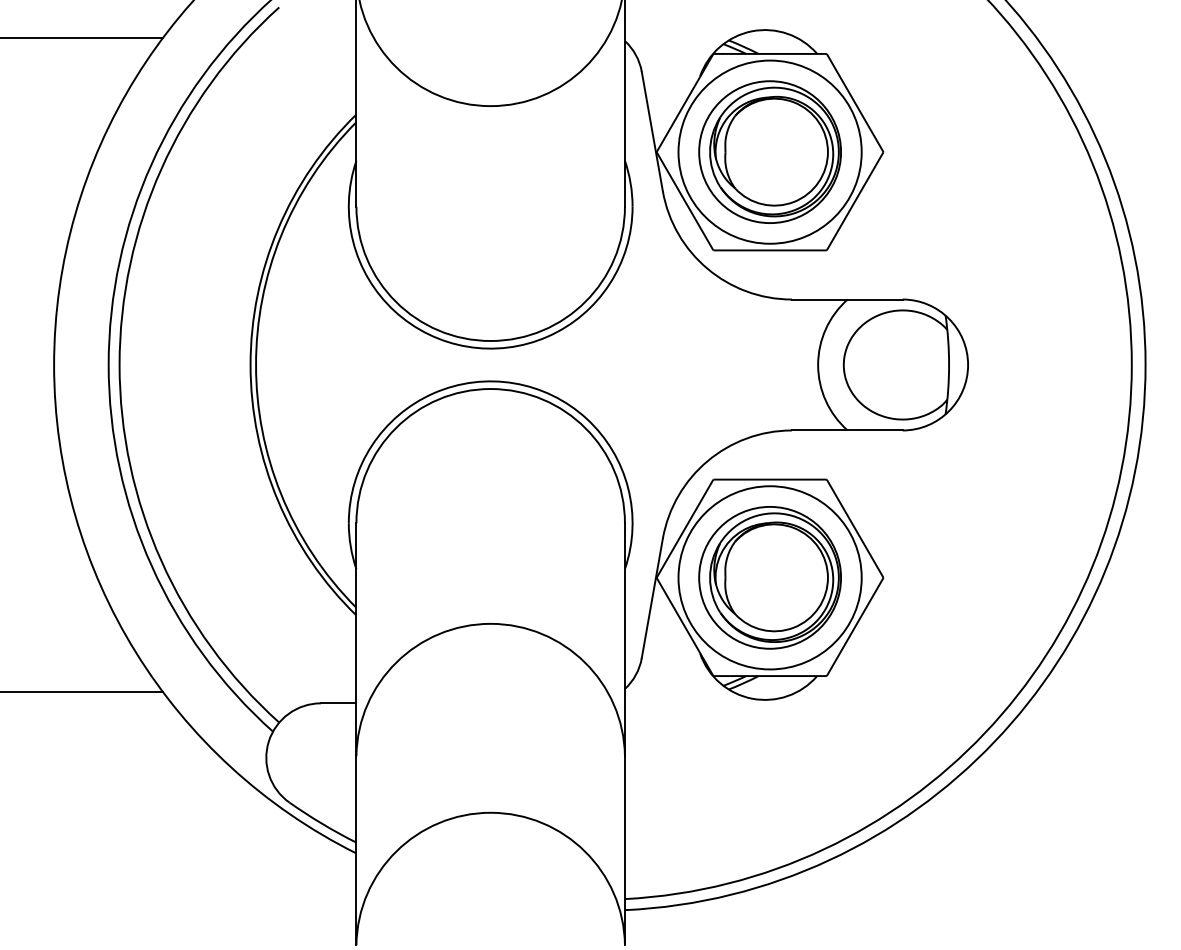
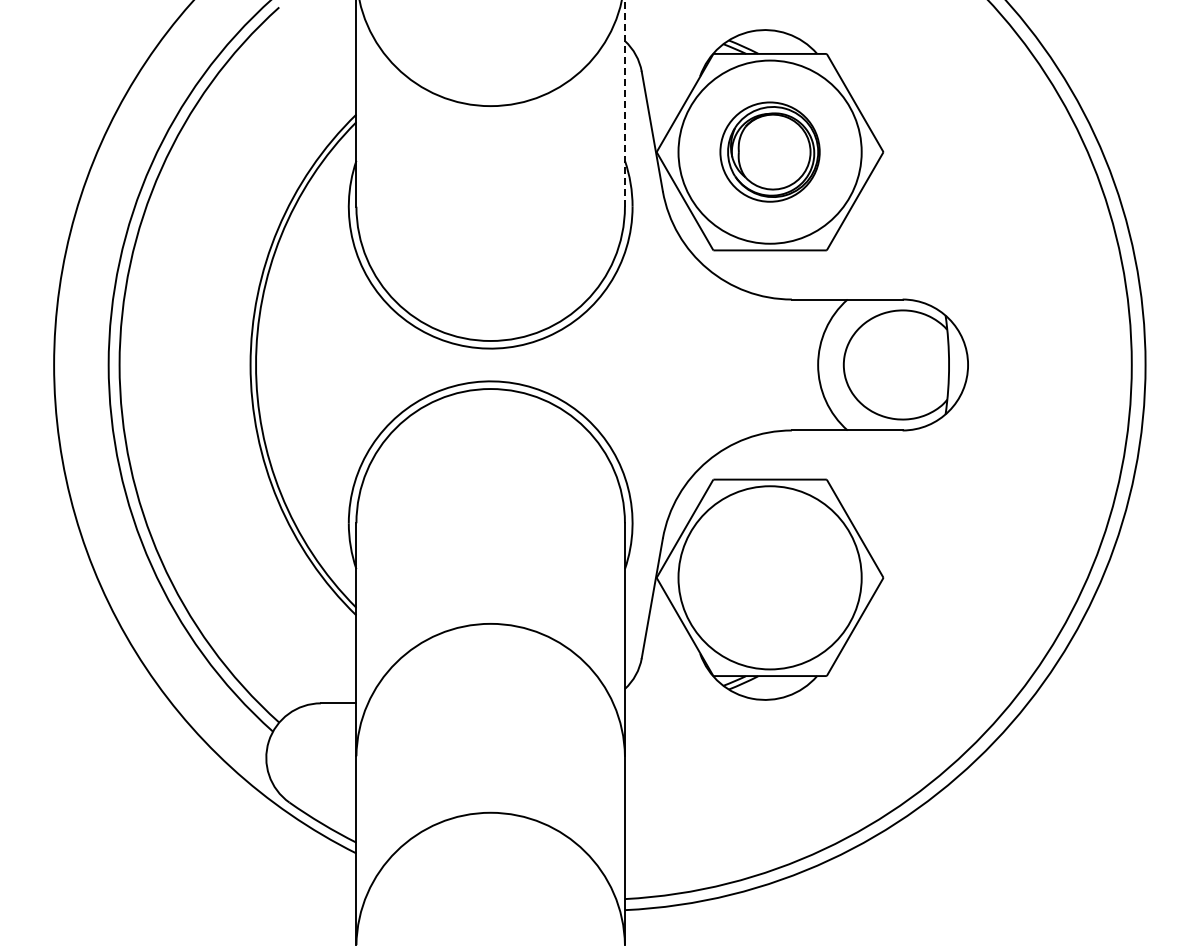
line: present -> none (82, 37)
line: solid -> dashed (624, 103)
part size: 144x144 px -> 102x102 px (769, 151)
part: present -> none (769, 577)
line: present -> none (82, 692)
